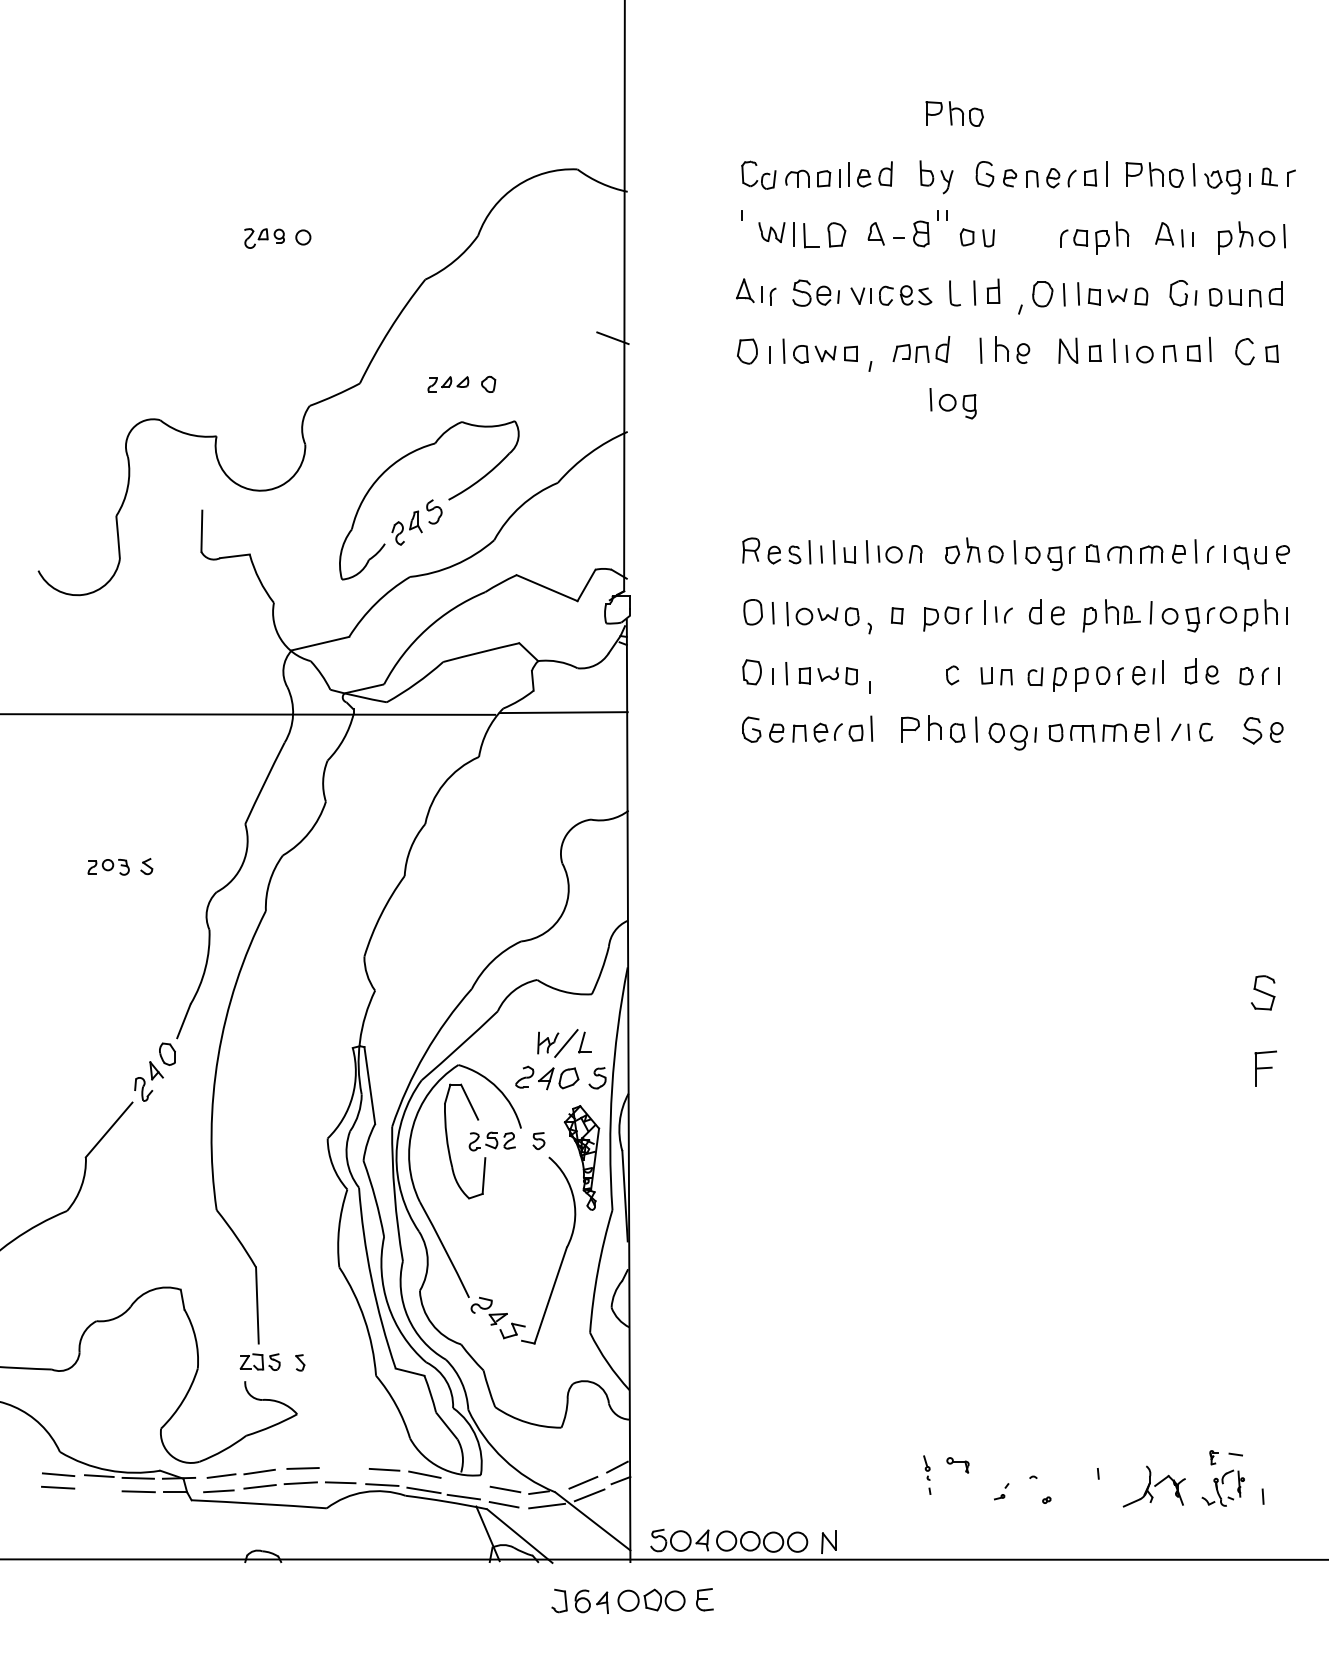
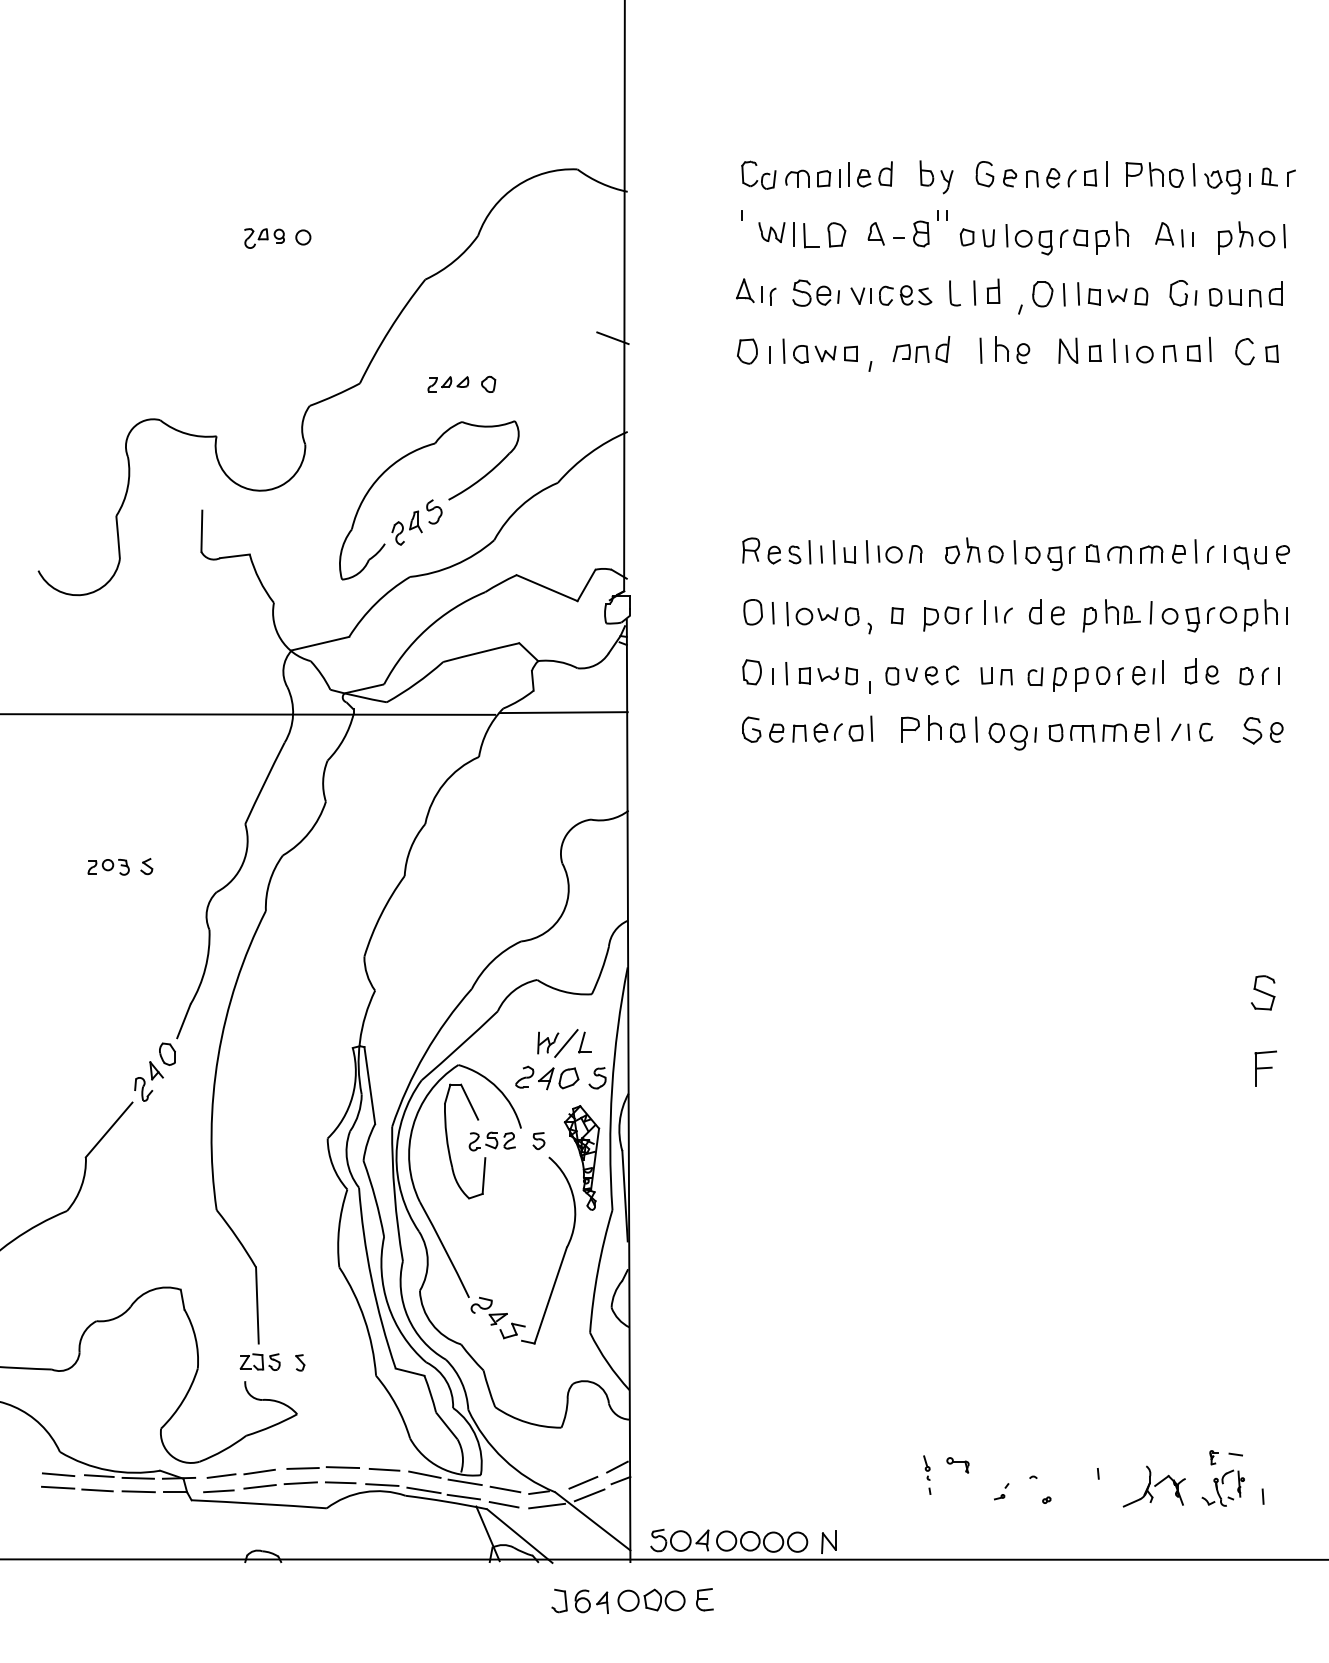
part: present -> none (954, 113)
part position: (952, 403) -> (1028, 239) (1028, 239)
part: none -> present (911, 675)
line: none -> present (342, 1467)
line: none -> present (464, 1482)
line: none -> present (97, 1490)
